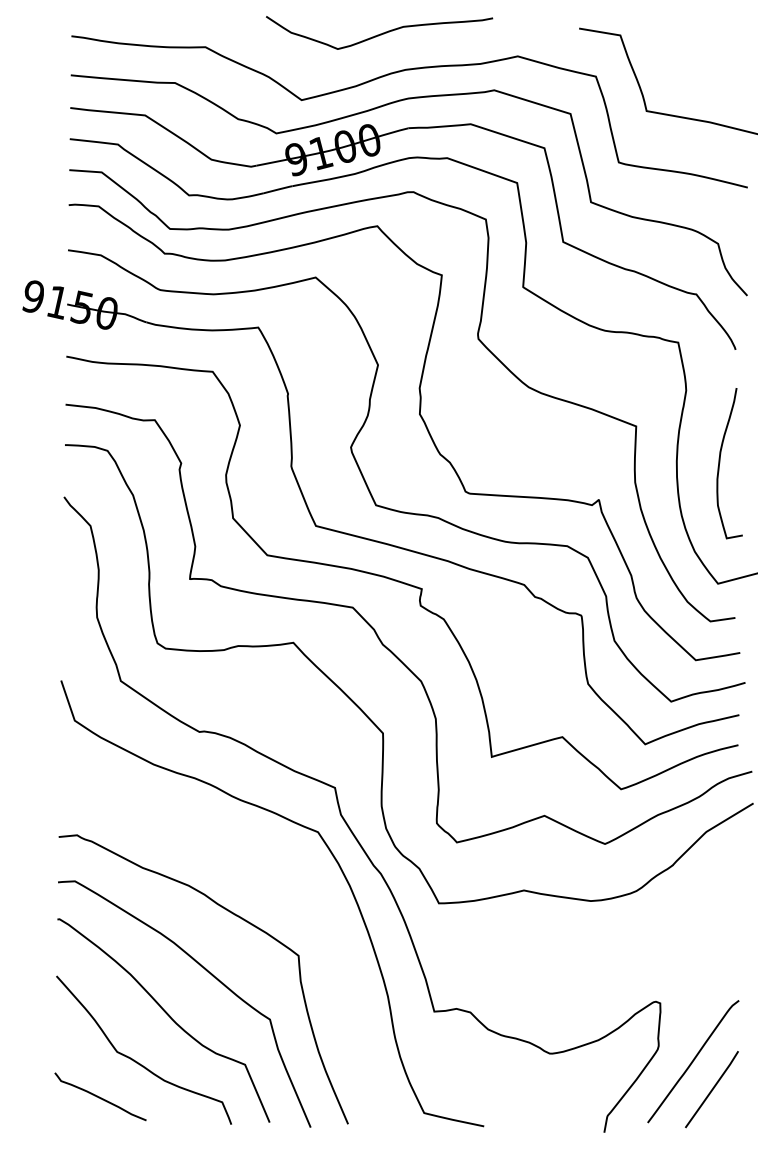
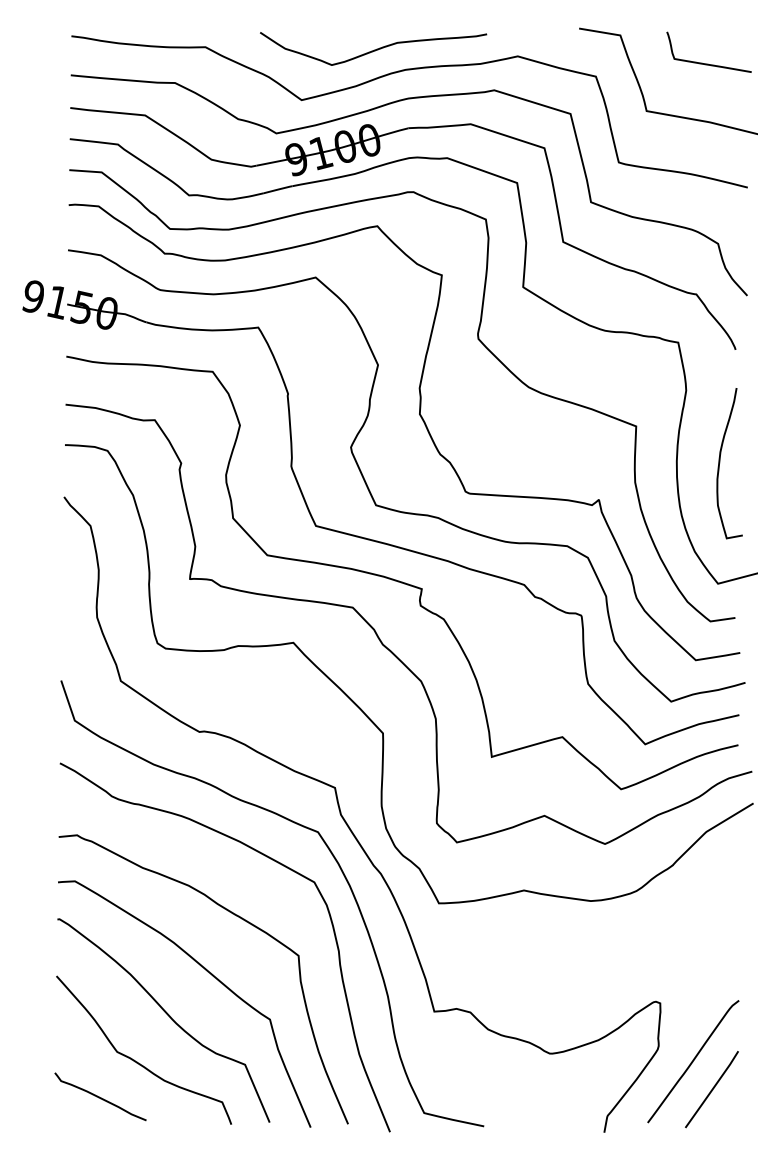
curve position: (380, 33) -> (374, 49) (374, 49)
curve: none -> present (708, 63)
curve: none -> present (268, 858)
